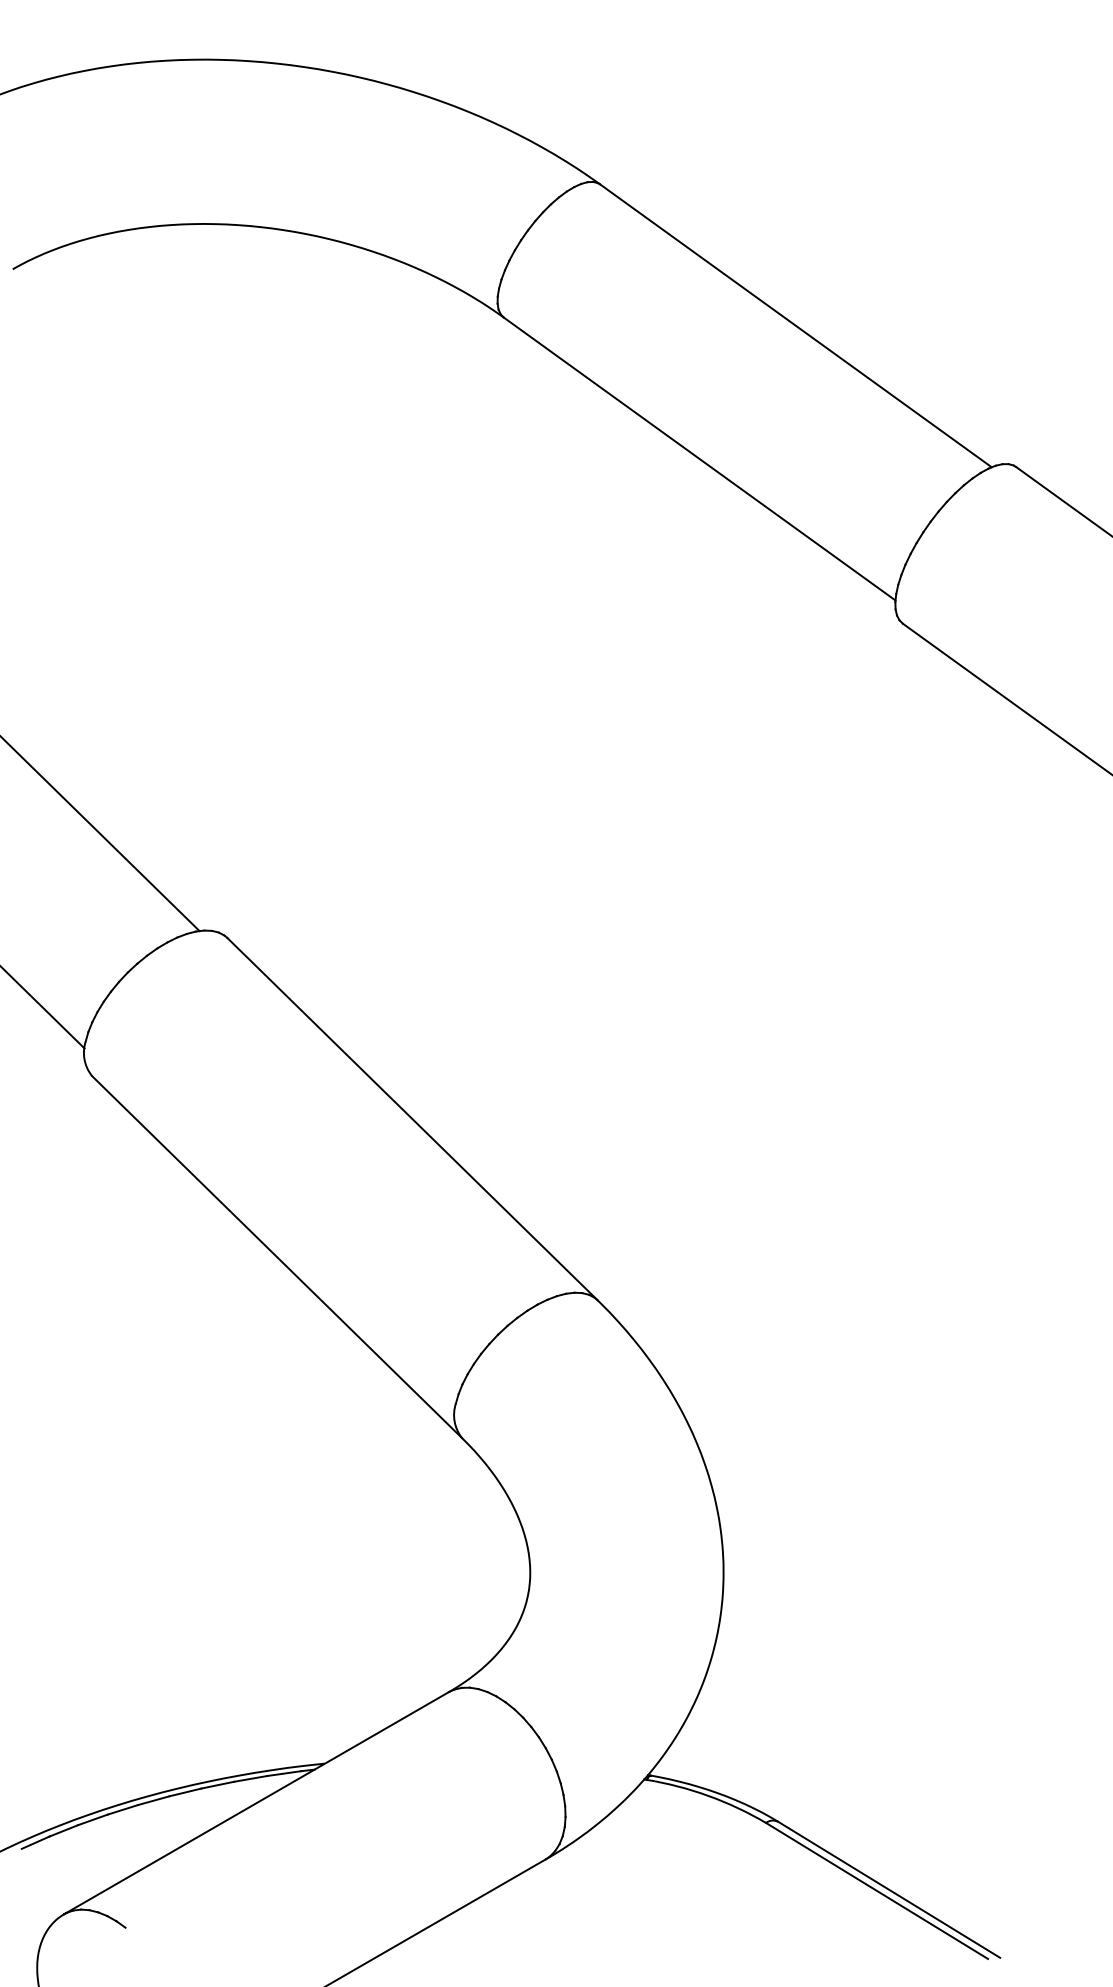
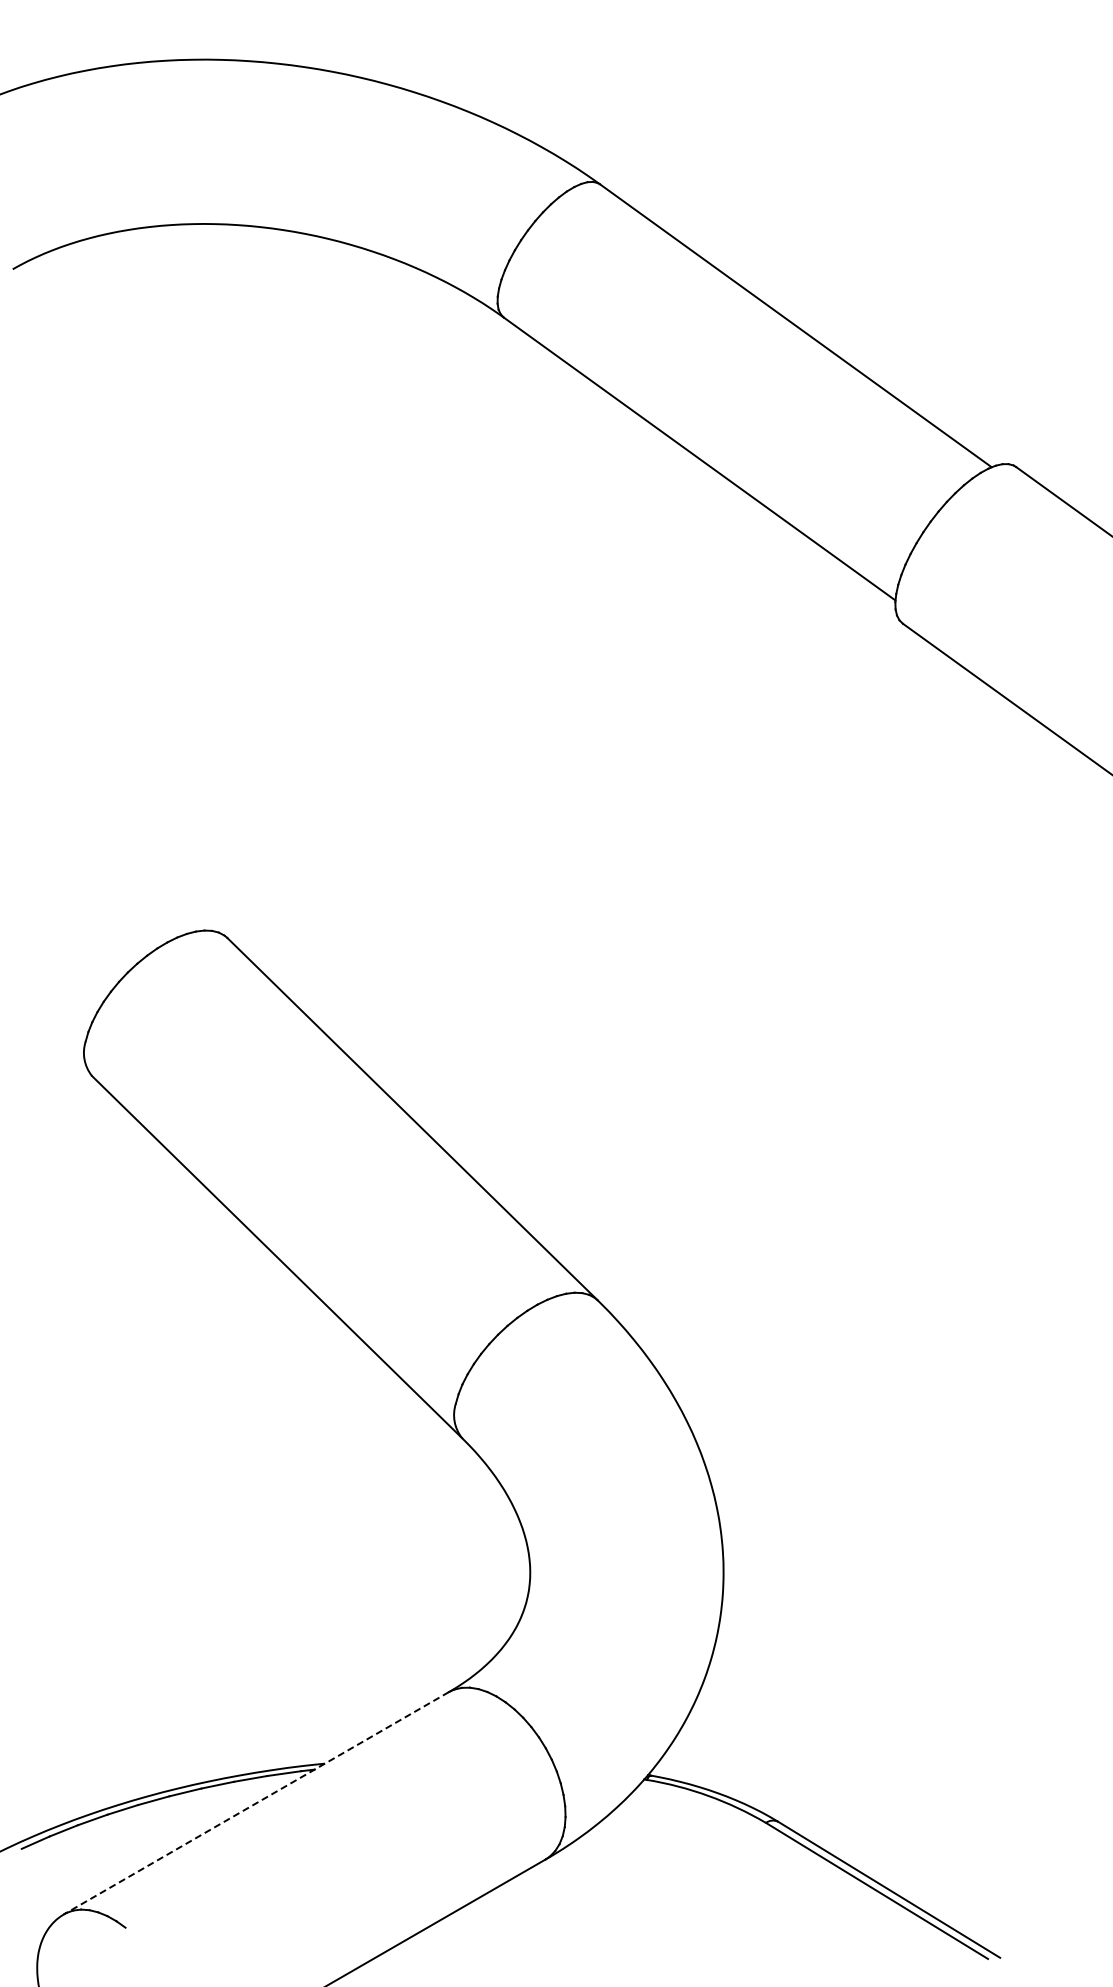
line: present -> none (100, 834)
line: present -> none (43, 1007)
line: solid -> dashed (256, 1803)
